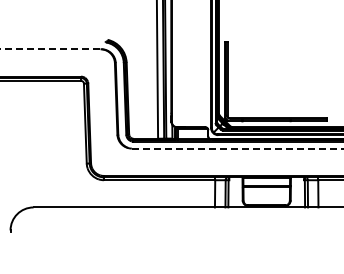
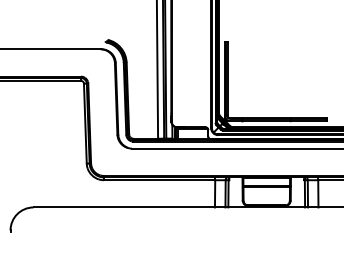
line: dashed -> solid (50, 49)
line: dashed -> solid (237, 148)
